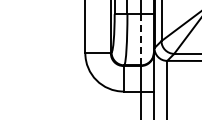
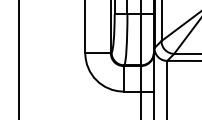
line: dashed -> solid (141, 39)
line: none -> present (18, 59)
